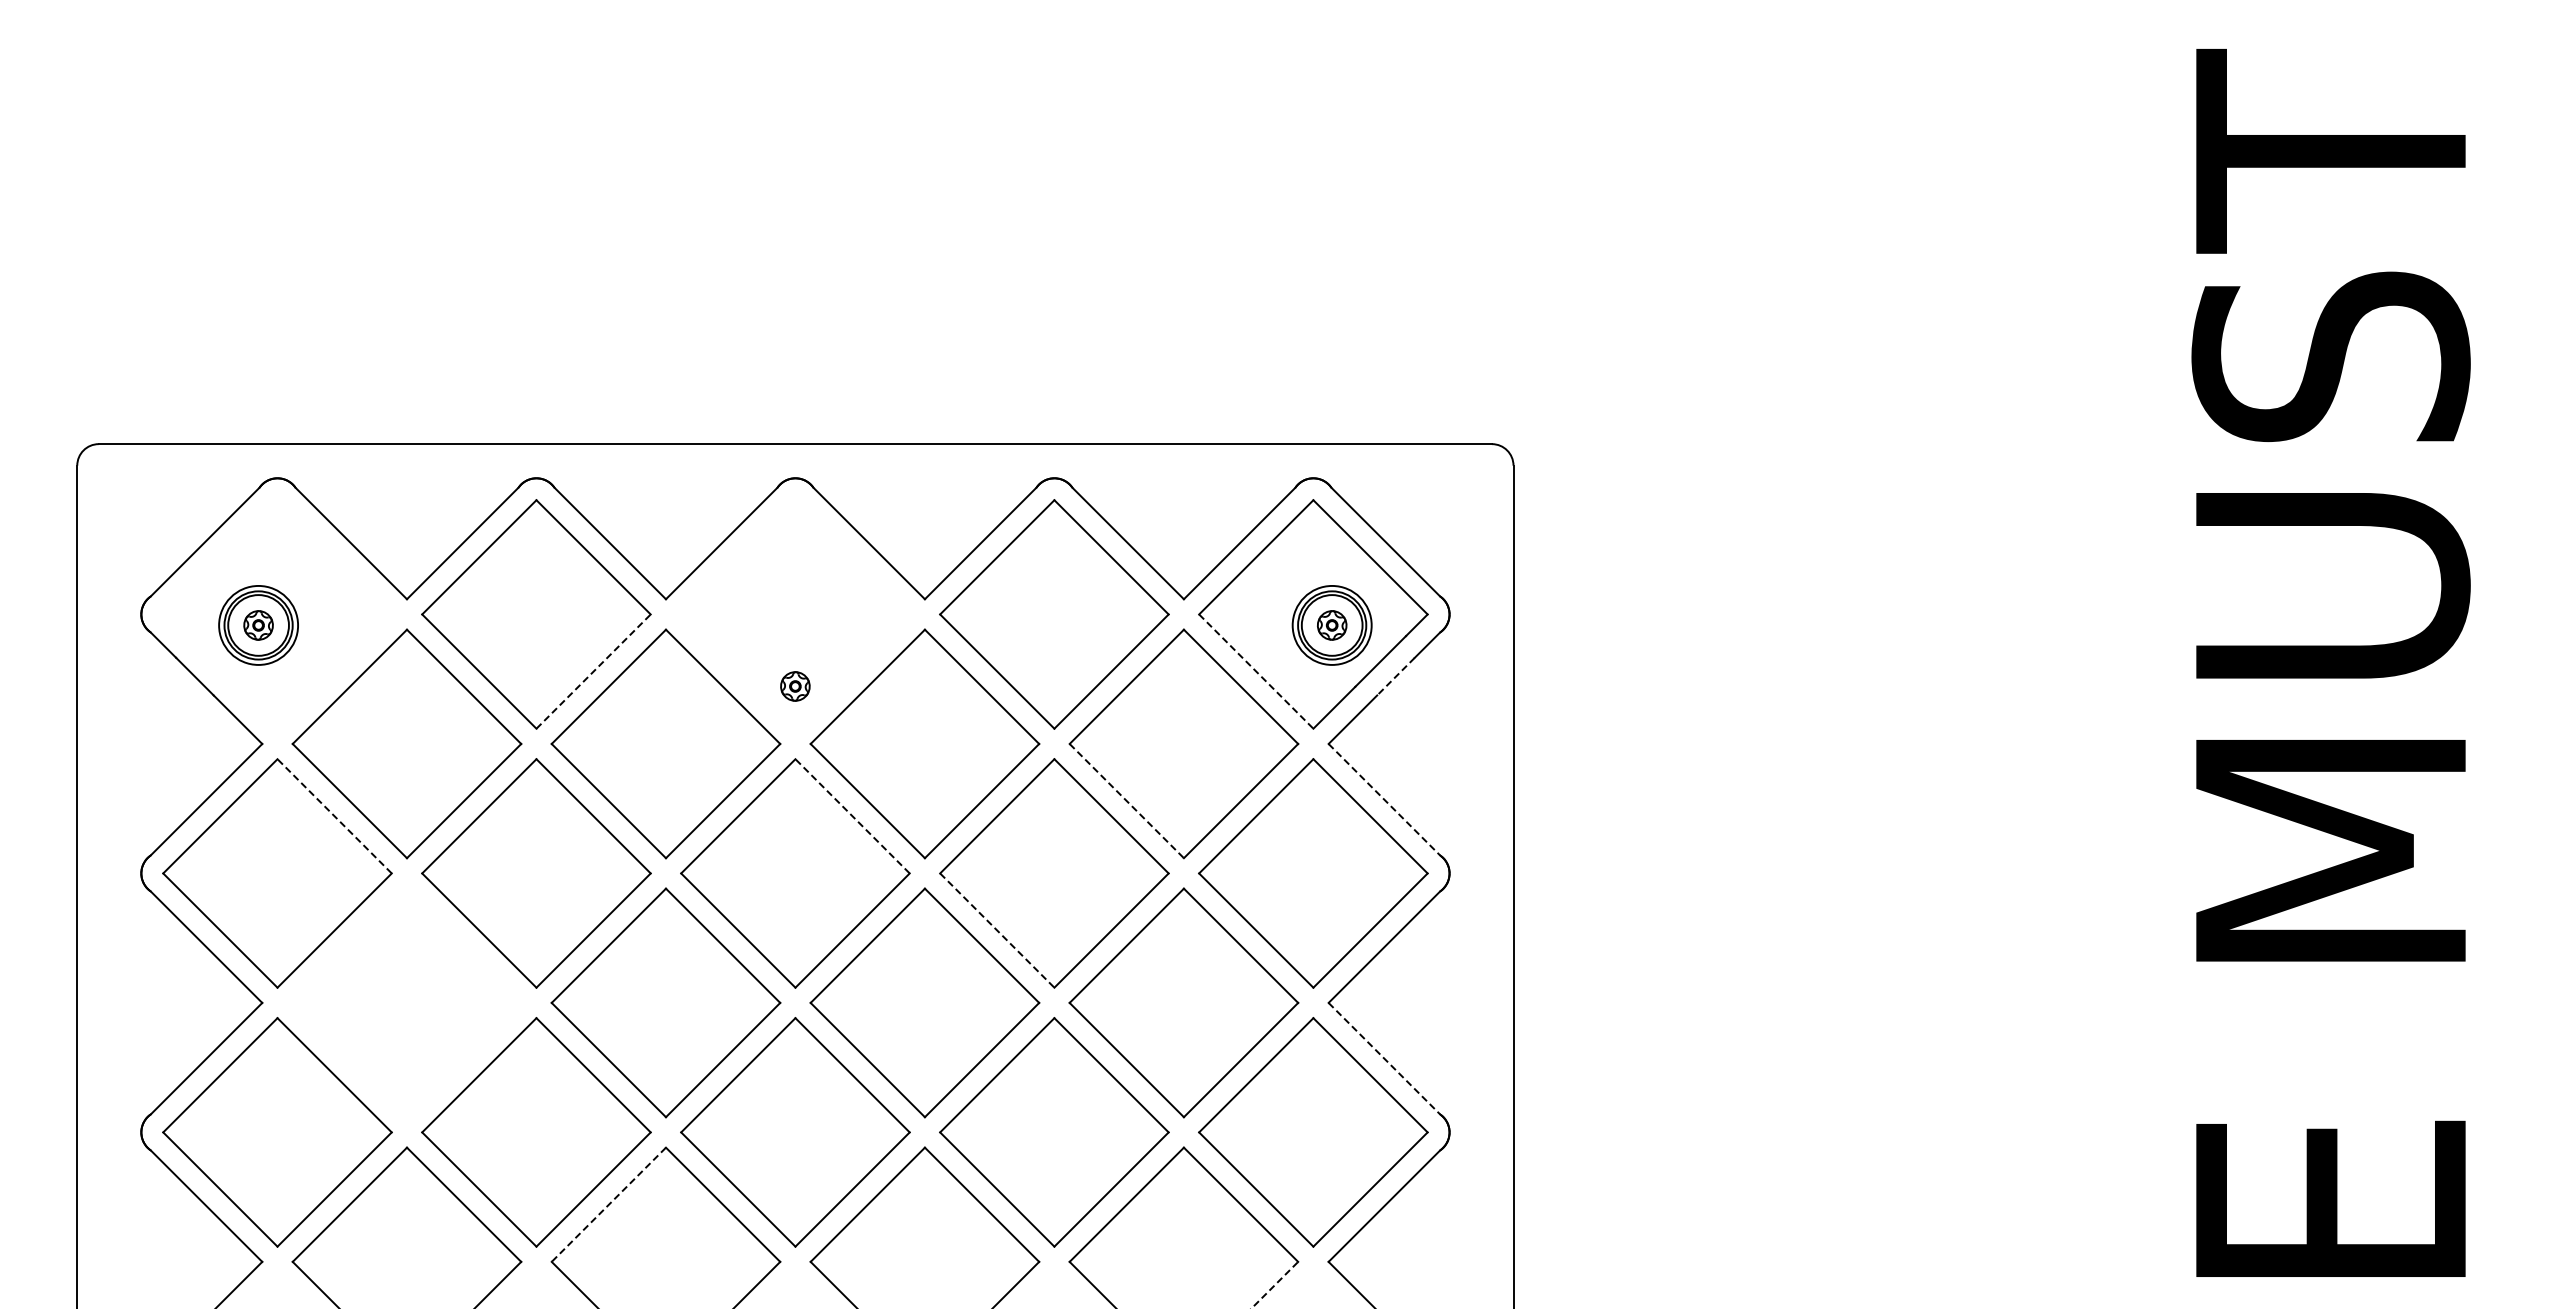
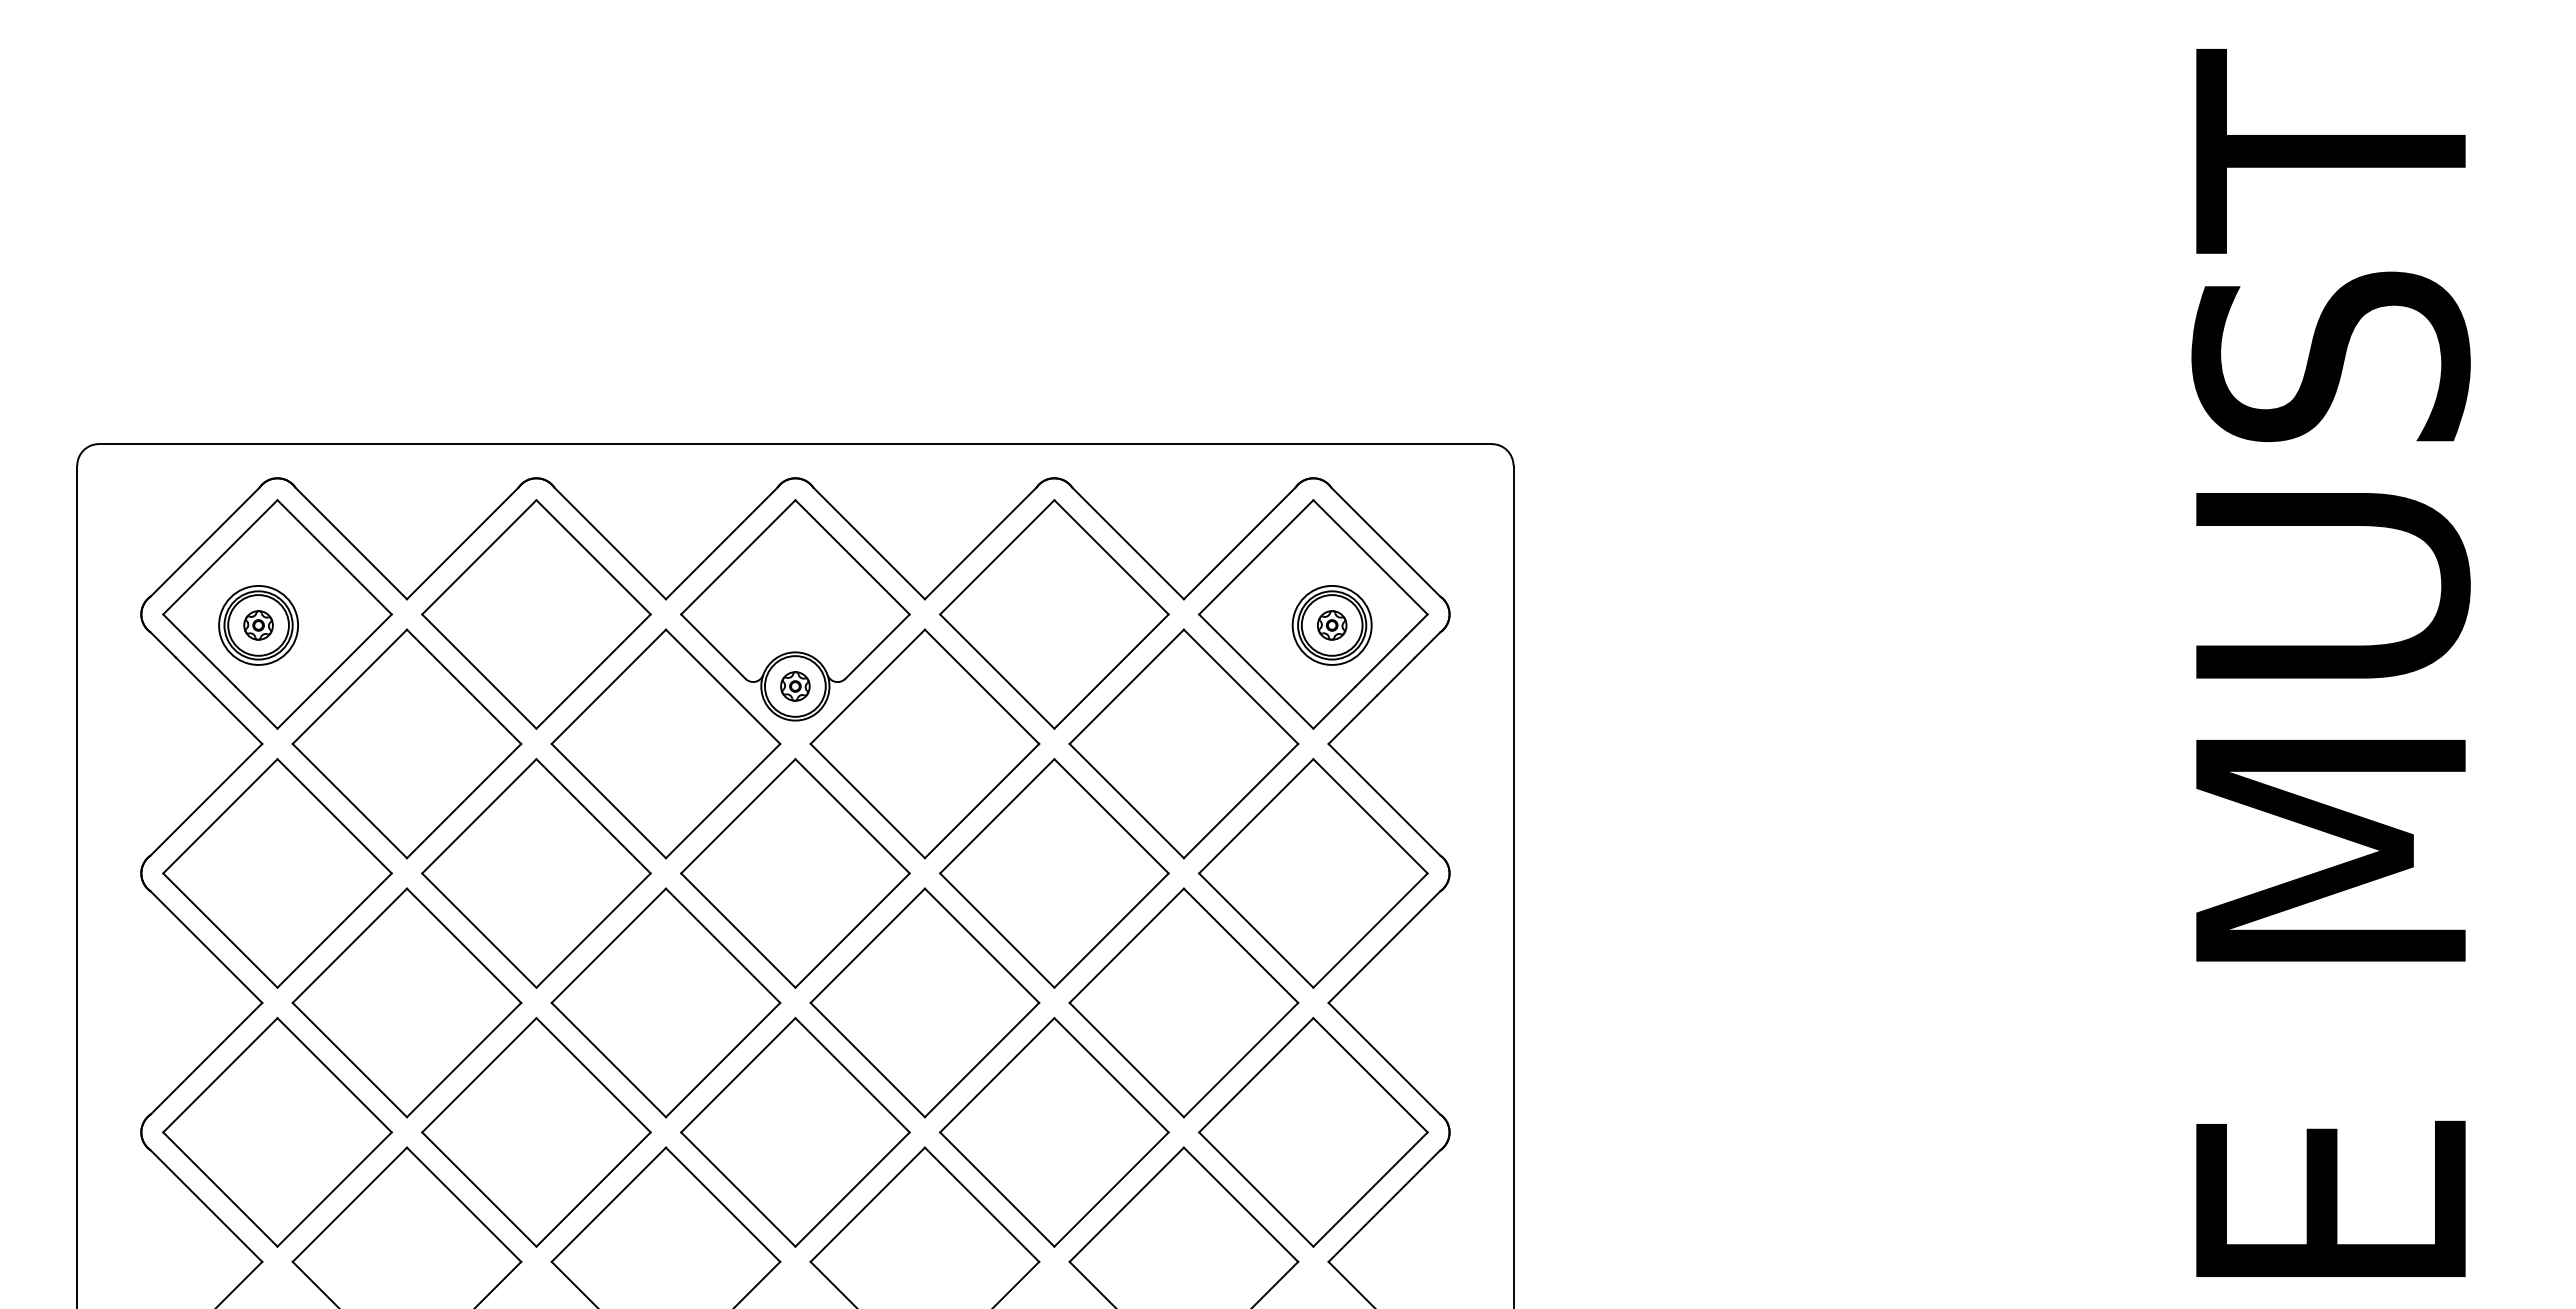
part: none -> present (795, 610)
part: none -> present (277, 614)
line: dashed -> solid (593, 671)
line: dashed -> solid (1256, 671)
line: dashed -> solid (1395, 676)
line: dashed -> solid (1384, 799)
line: dashed -> solid (1126, 801)
line: dashed -> solid (334, 816)
line: dashed -> solid (852, 816)
line: dashed -> solid (997, 930)
part: none -> present (406, 1002)
line: dashed -> solid (1384, 1058)
line: dashed -> solid (608, 1204)
line: dashed -> solid (1274, 1285)
